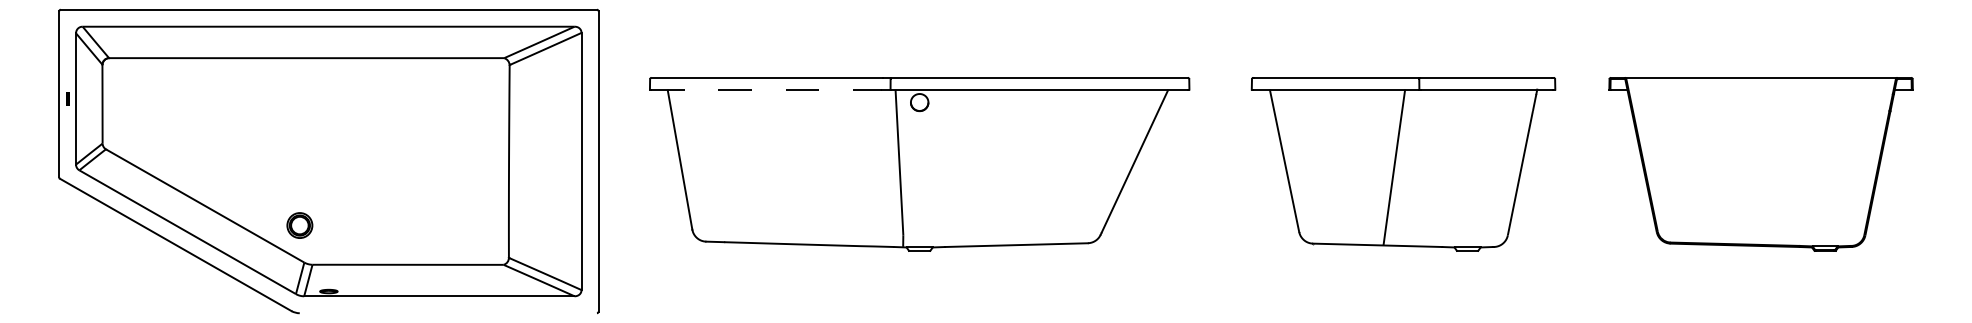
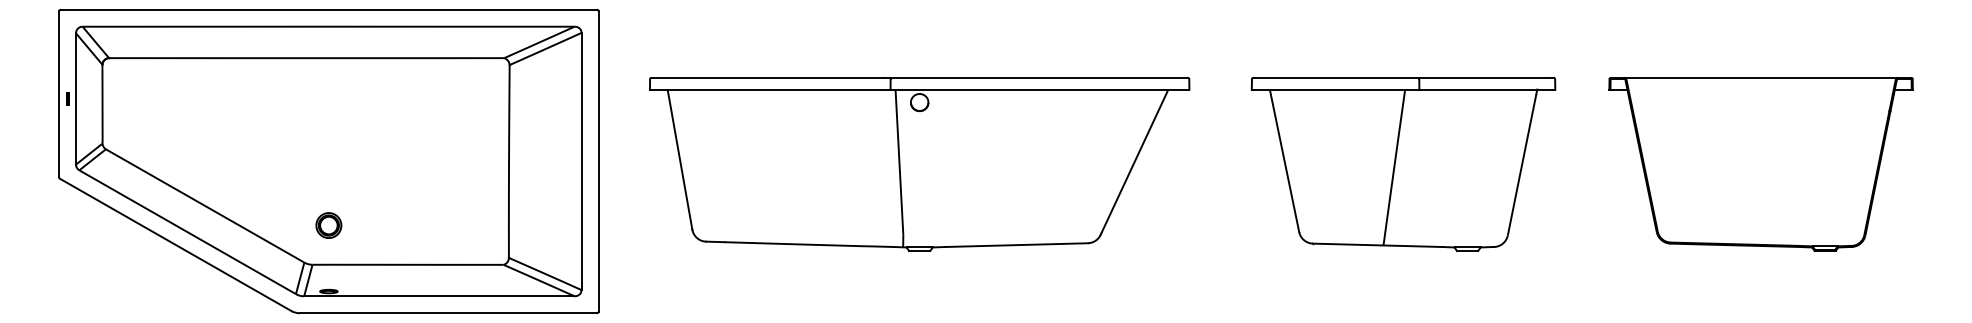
line: dashed -> solid (766, 89)
part position: (299, 225) -> (328, 225) (328, 225)
line: none -> present (447, 313)
